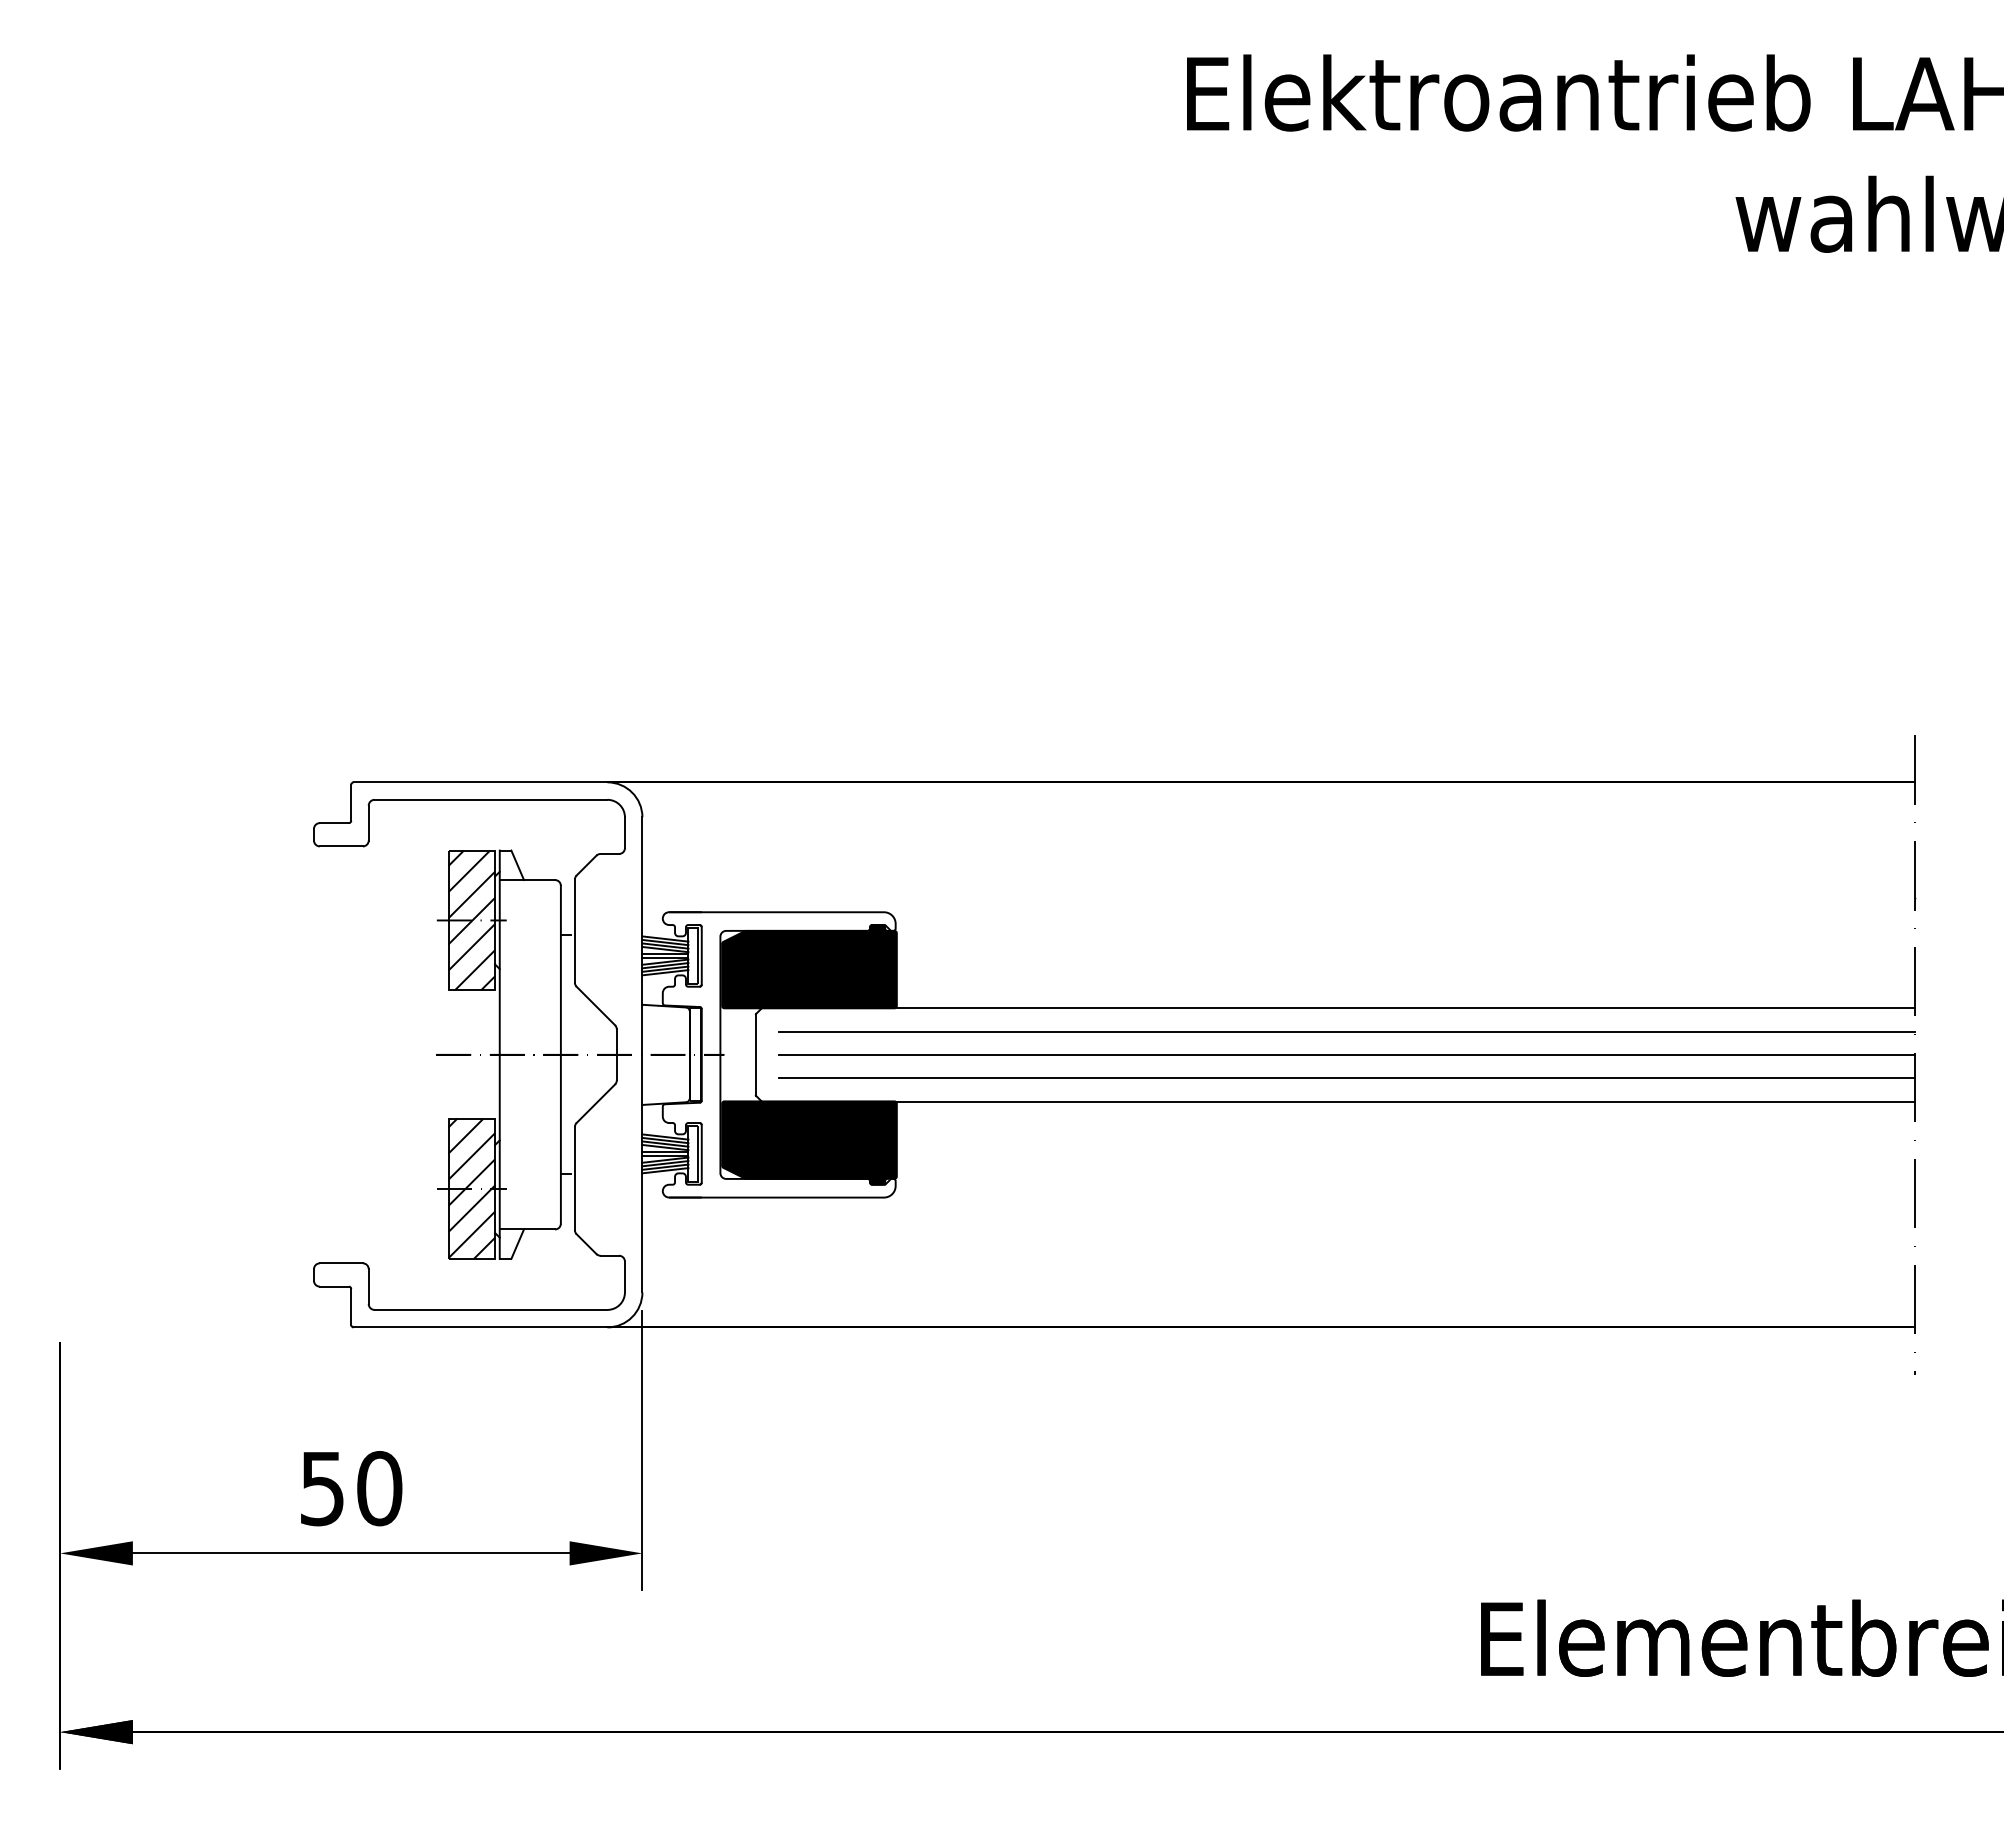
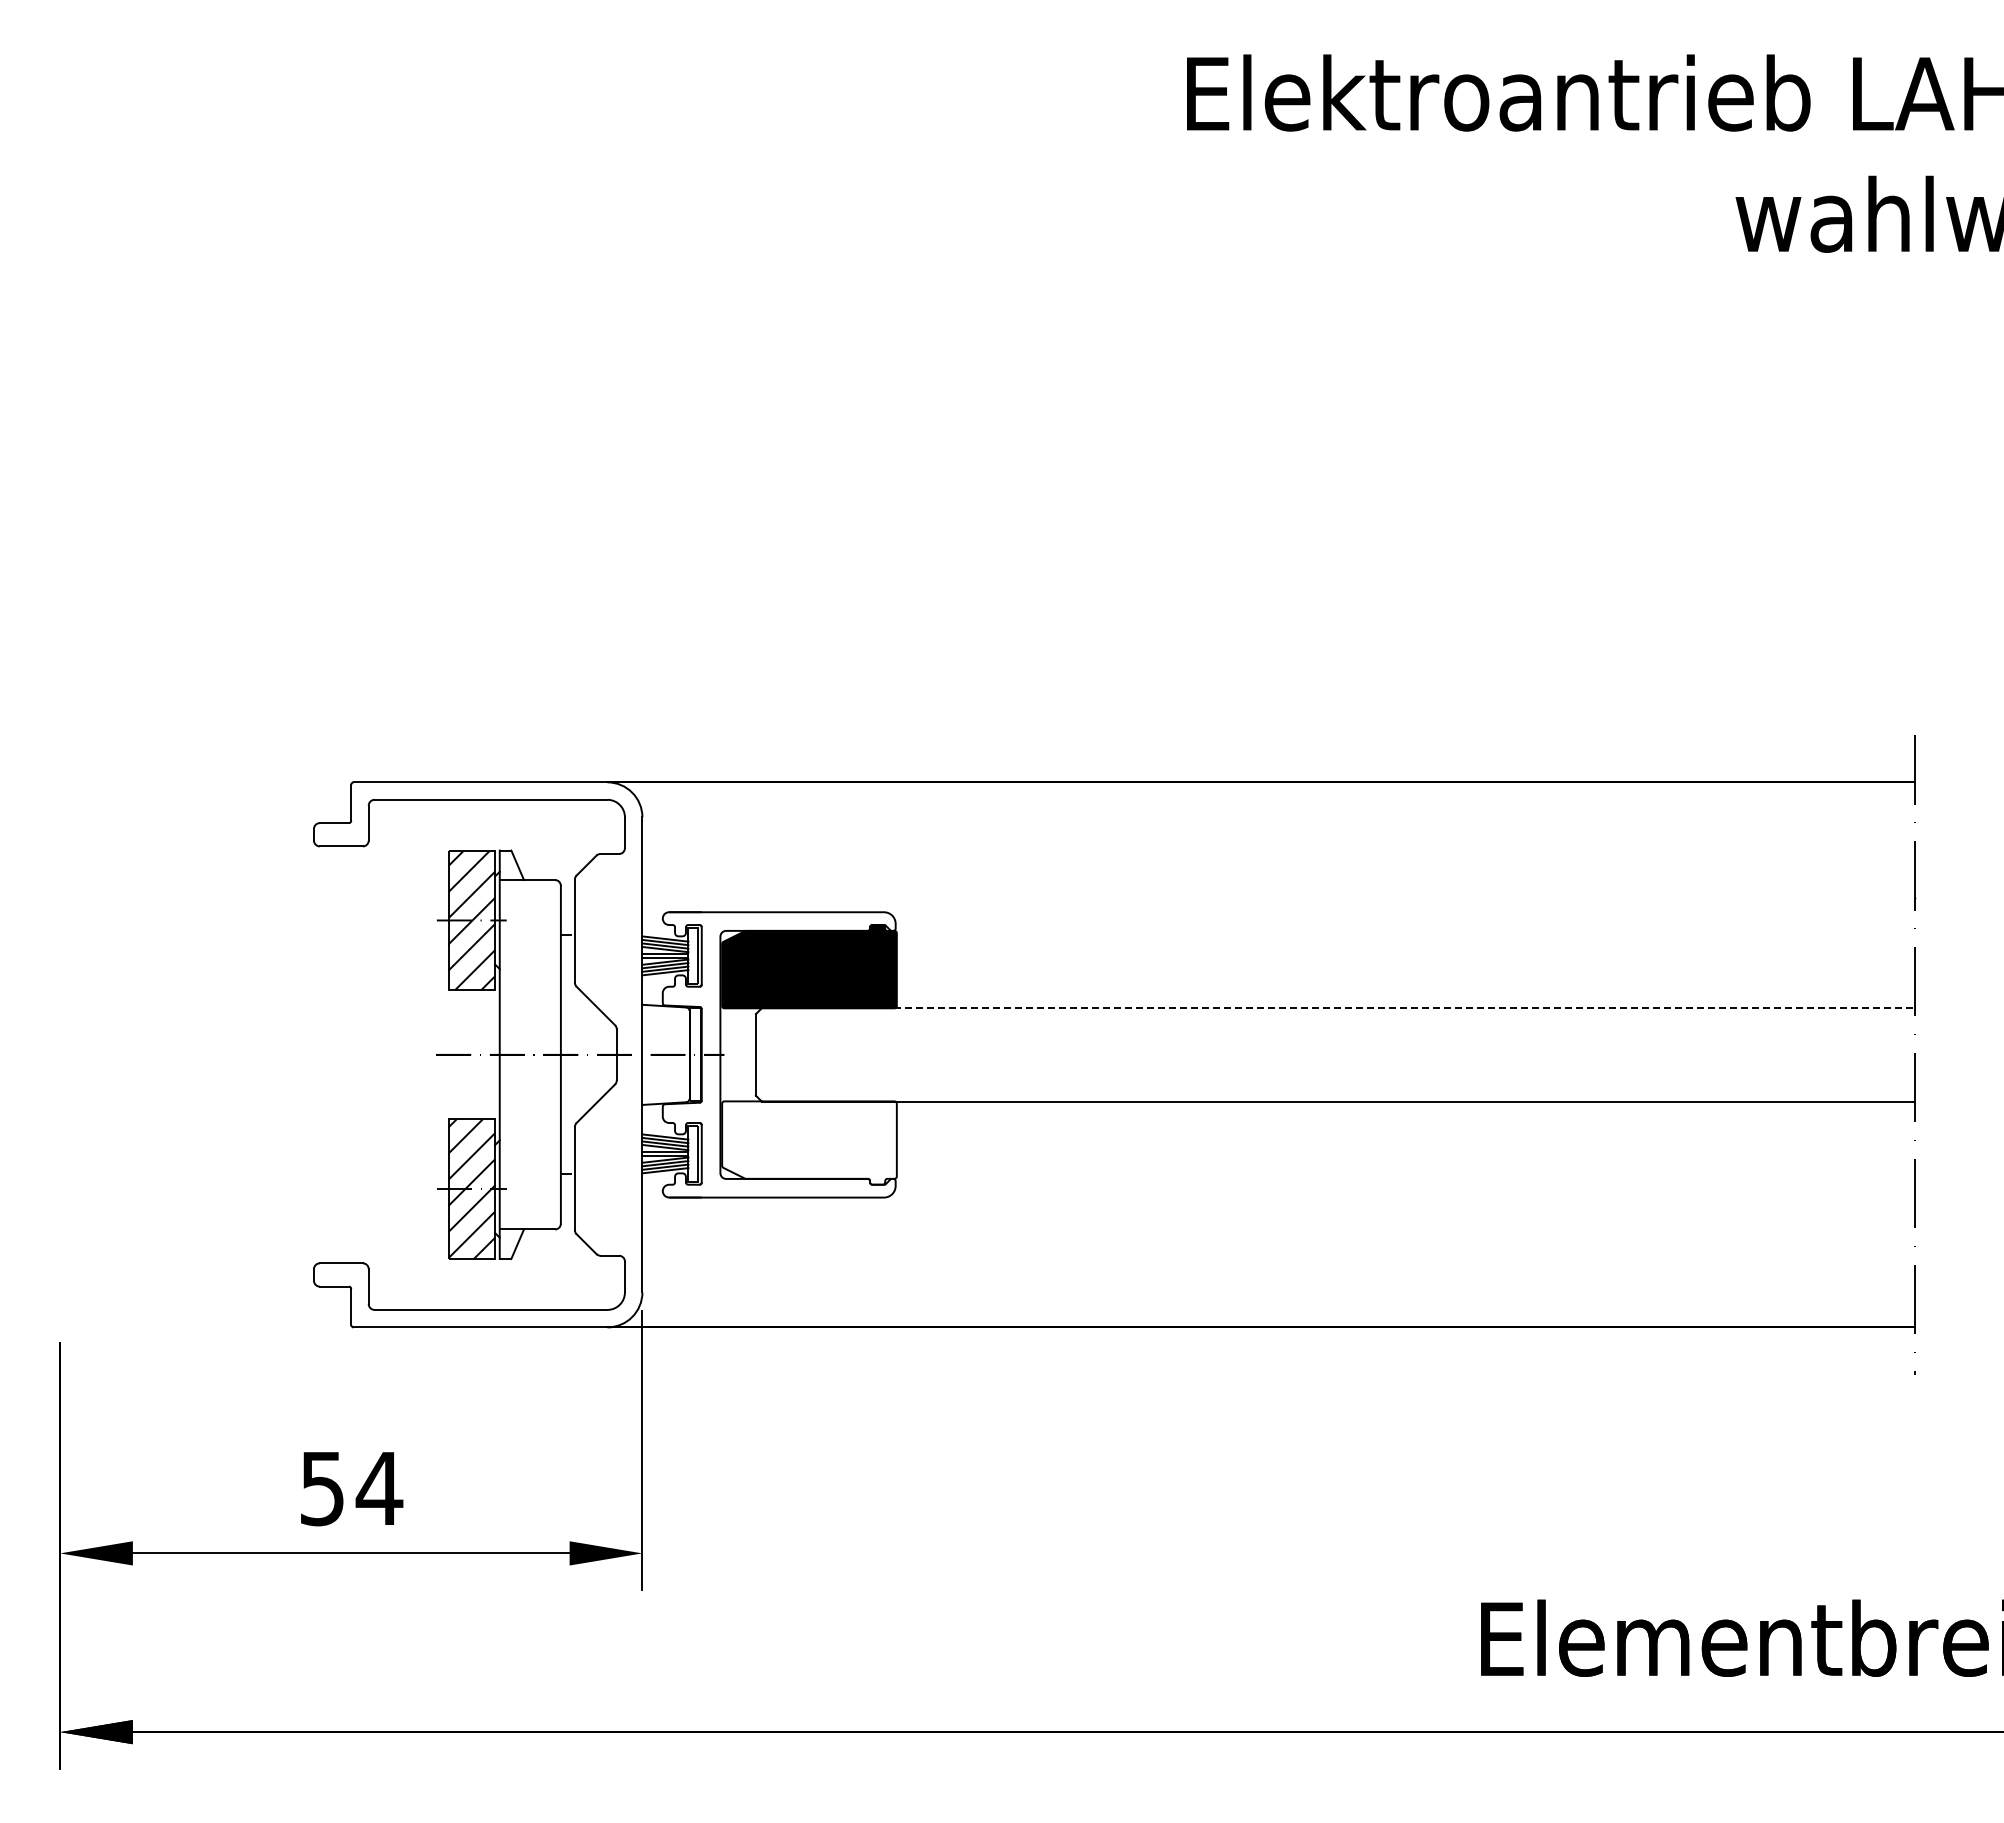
line: solid -> dashed (1338, 1008)
line: present -> none (1346, 1031)
line: present -> none (1346, 1054)
line: present -> none (1346, 1078)
fill: present -> none (809, 1142)
text: 50 -> 54 (379, 1488)
